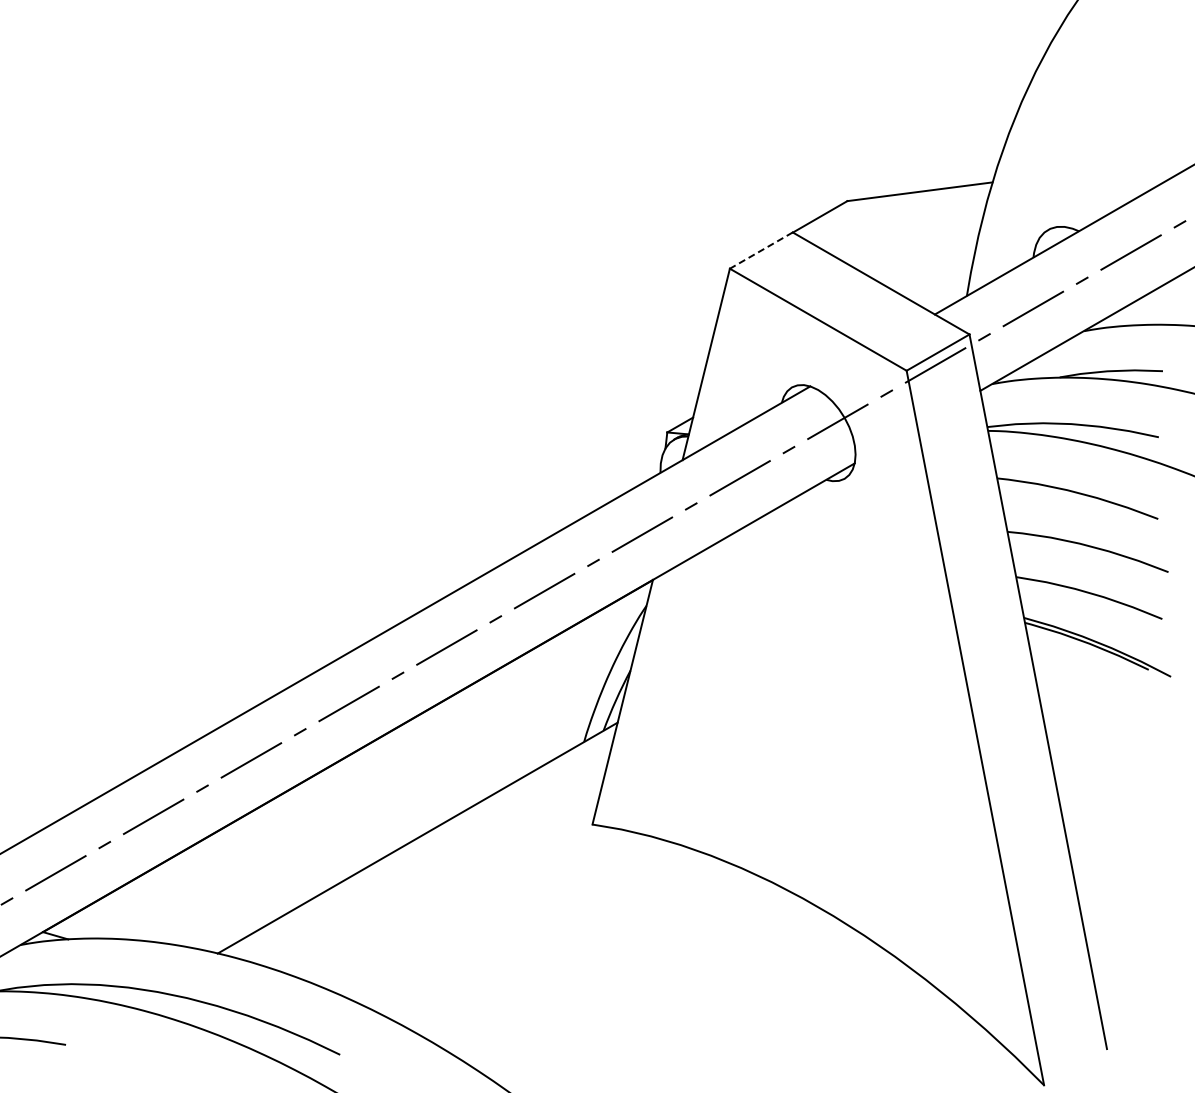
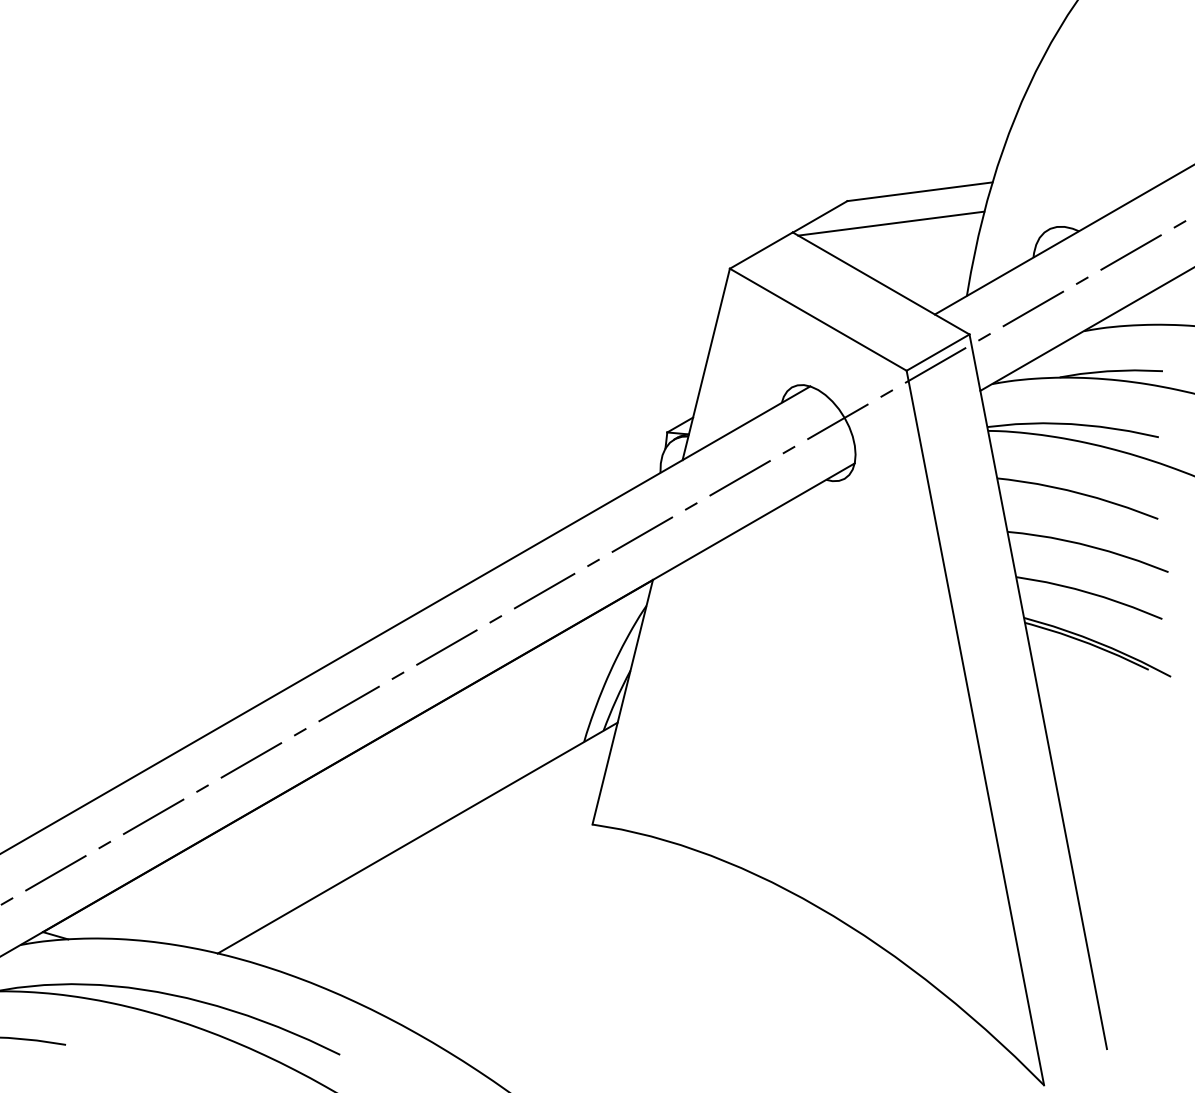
line: none -> present (891, 223)
line: dashed -> solid (760, 250)
